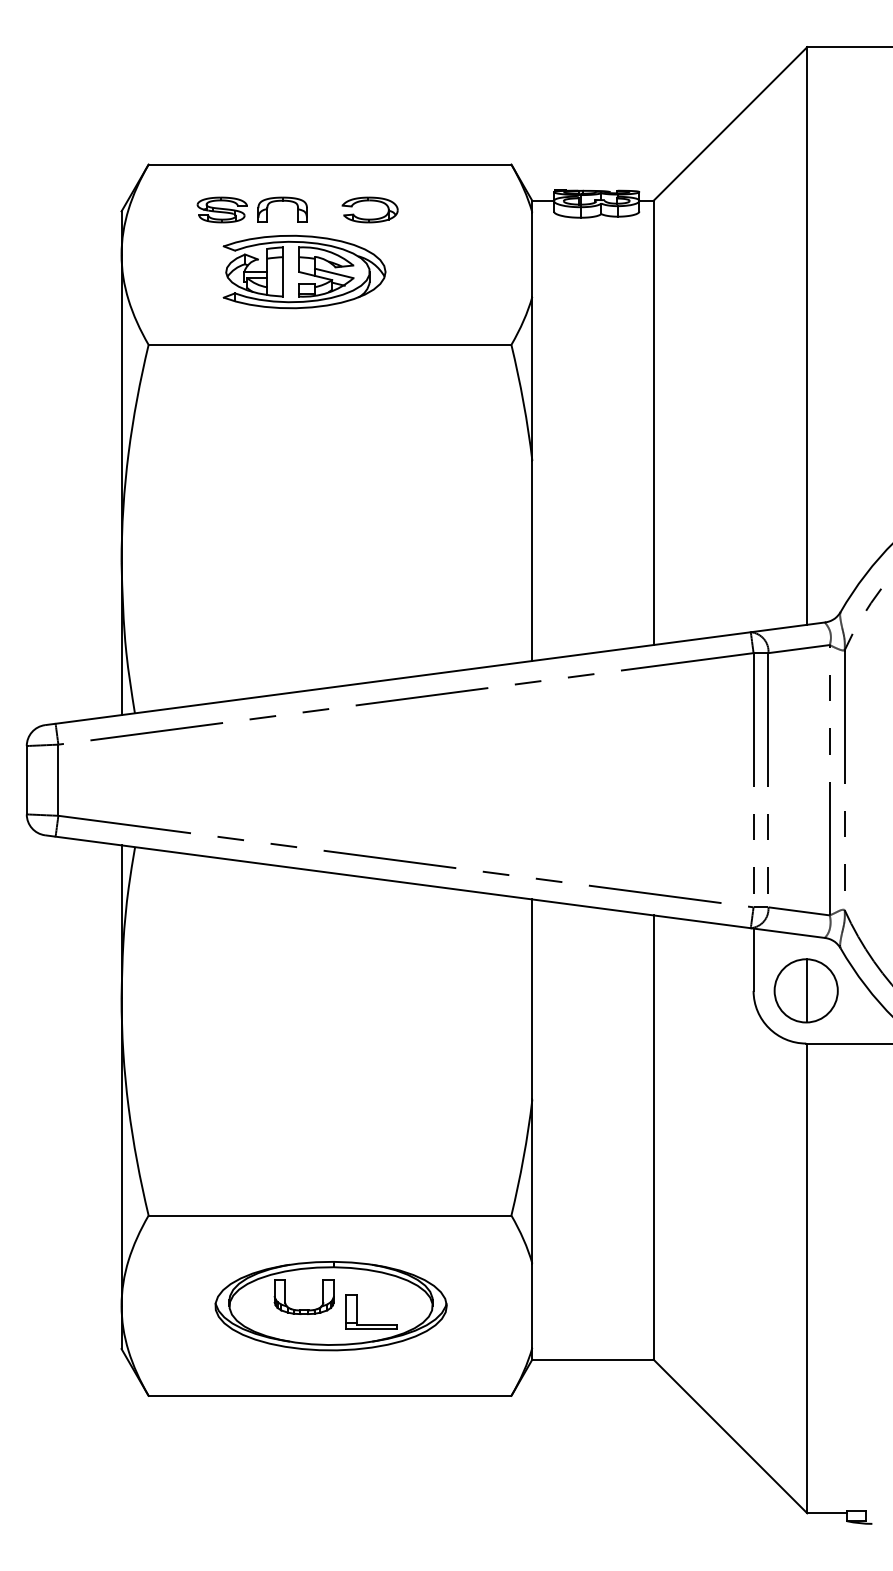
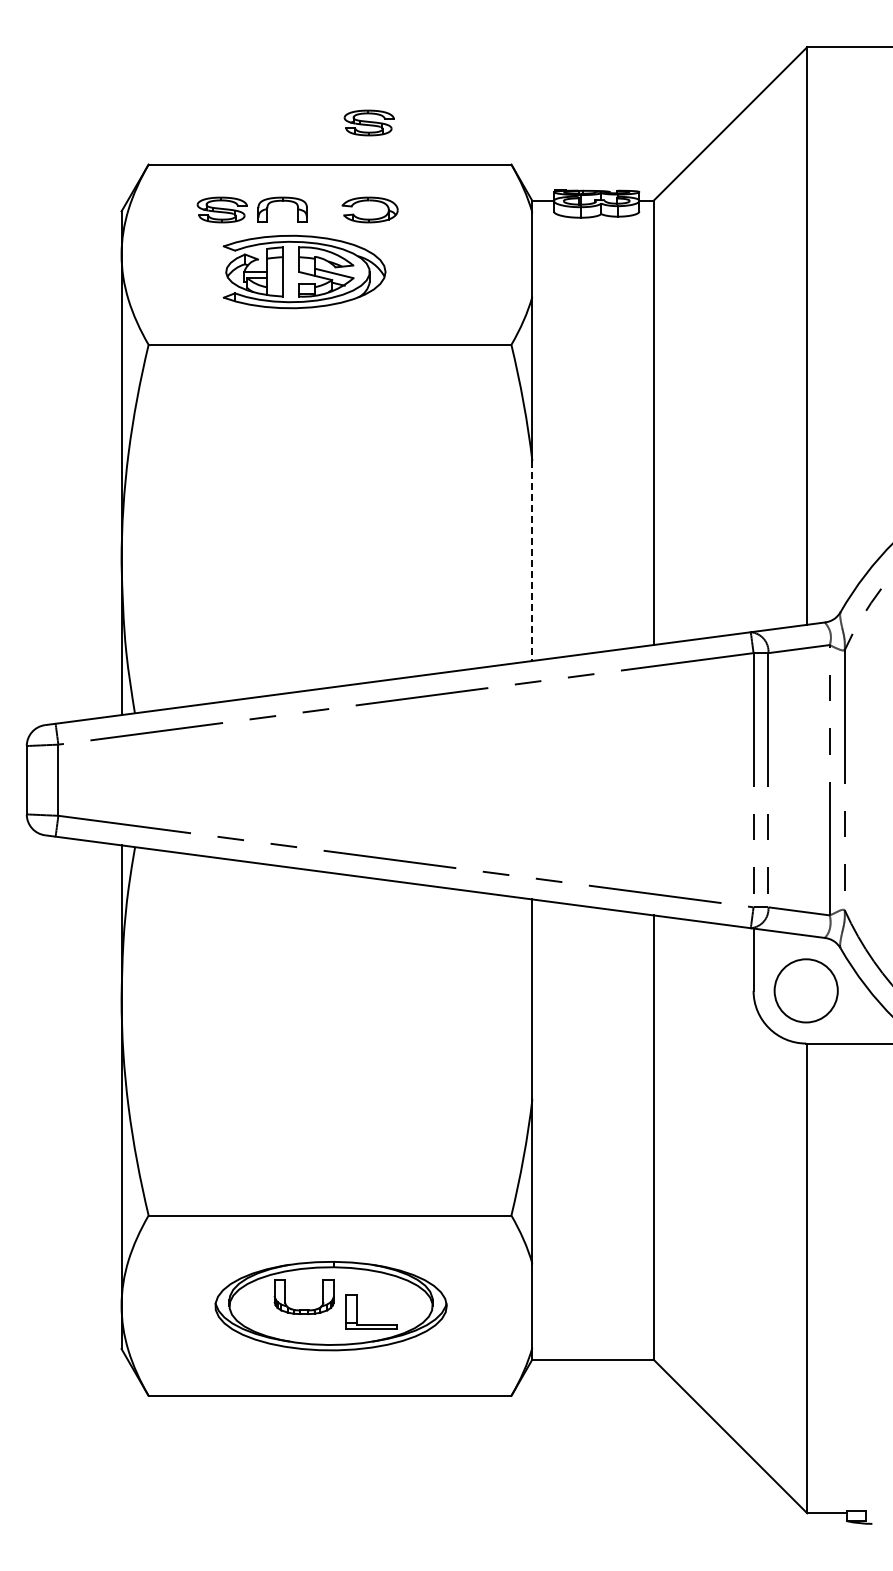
part: none -> present (368, 122)
line: solid -> dashed (532, 561)
line: present -> none (807, 990)
